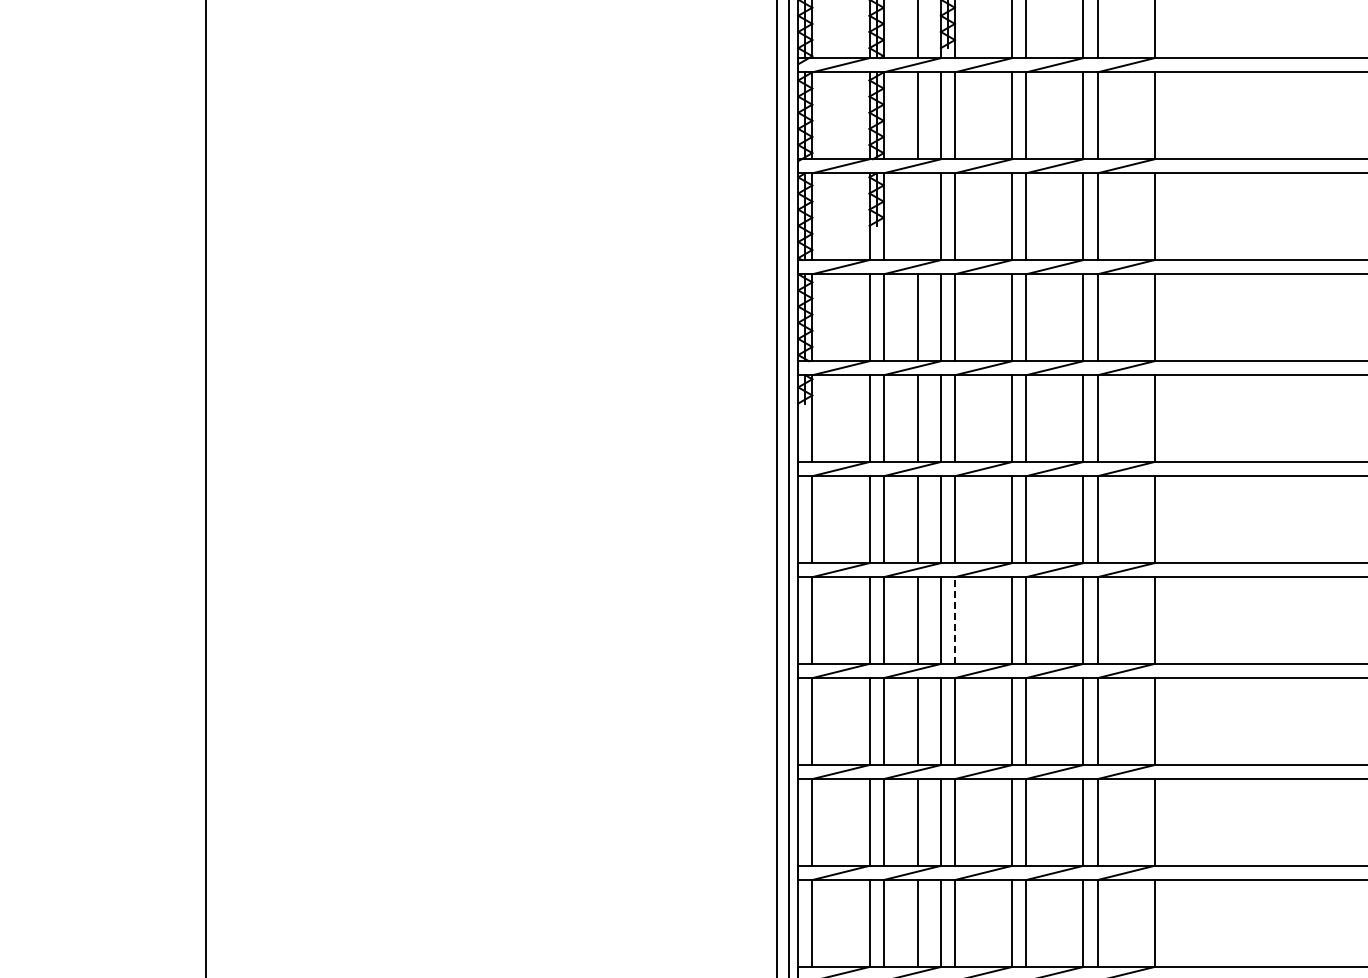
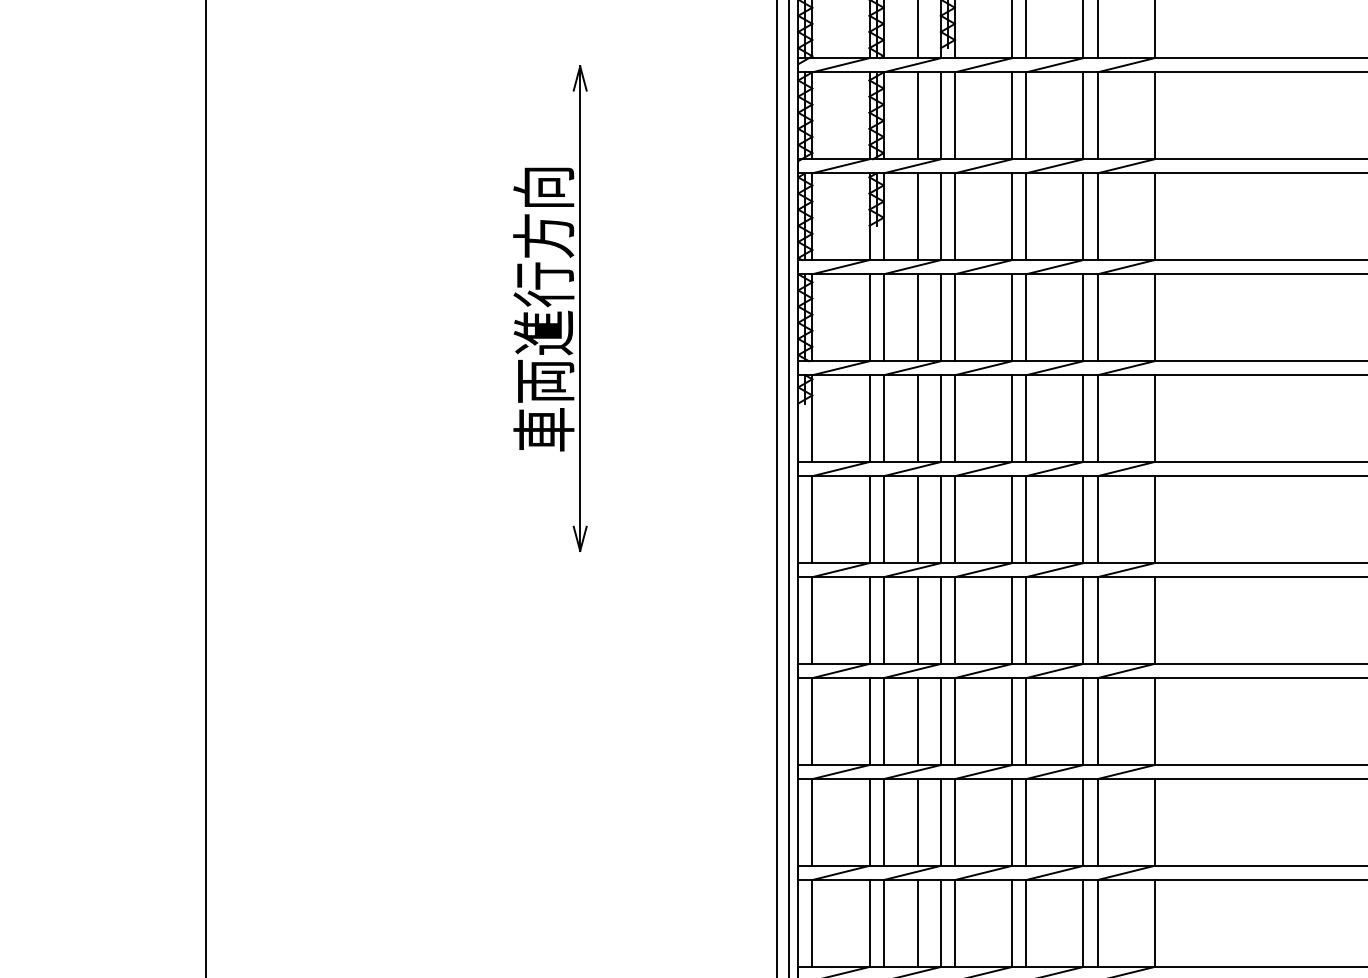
line: none -> present (918, 216)
part: none -> present (550, 308)
line: dashed -> solid (954, 620)
